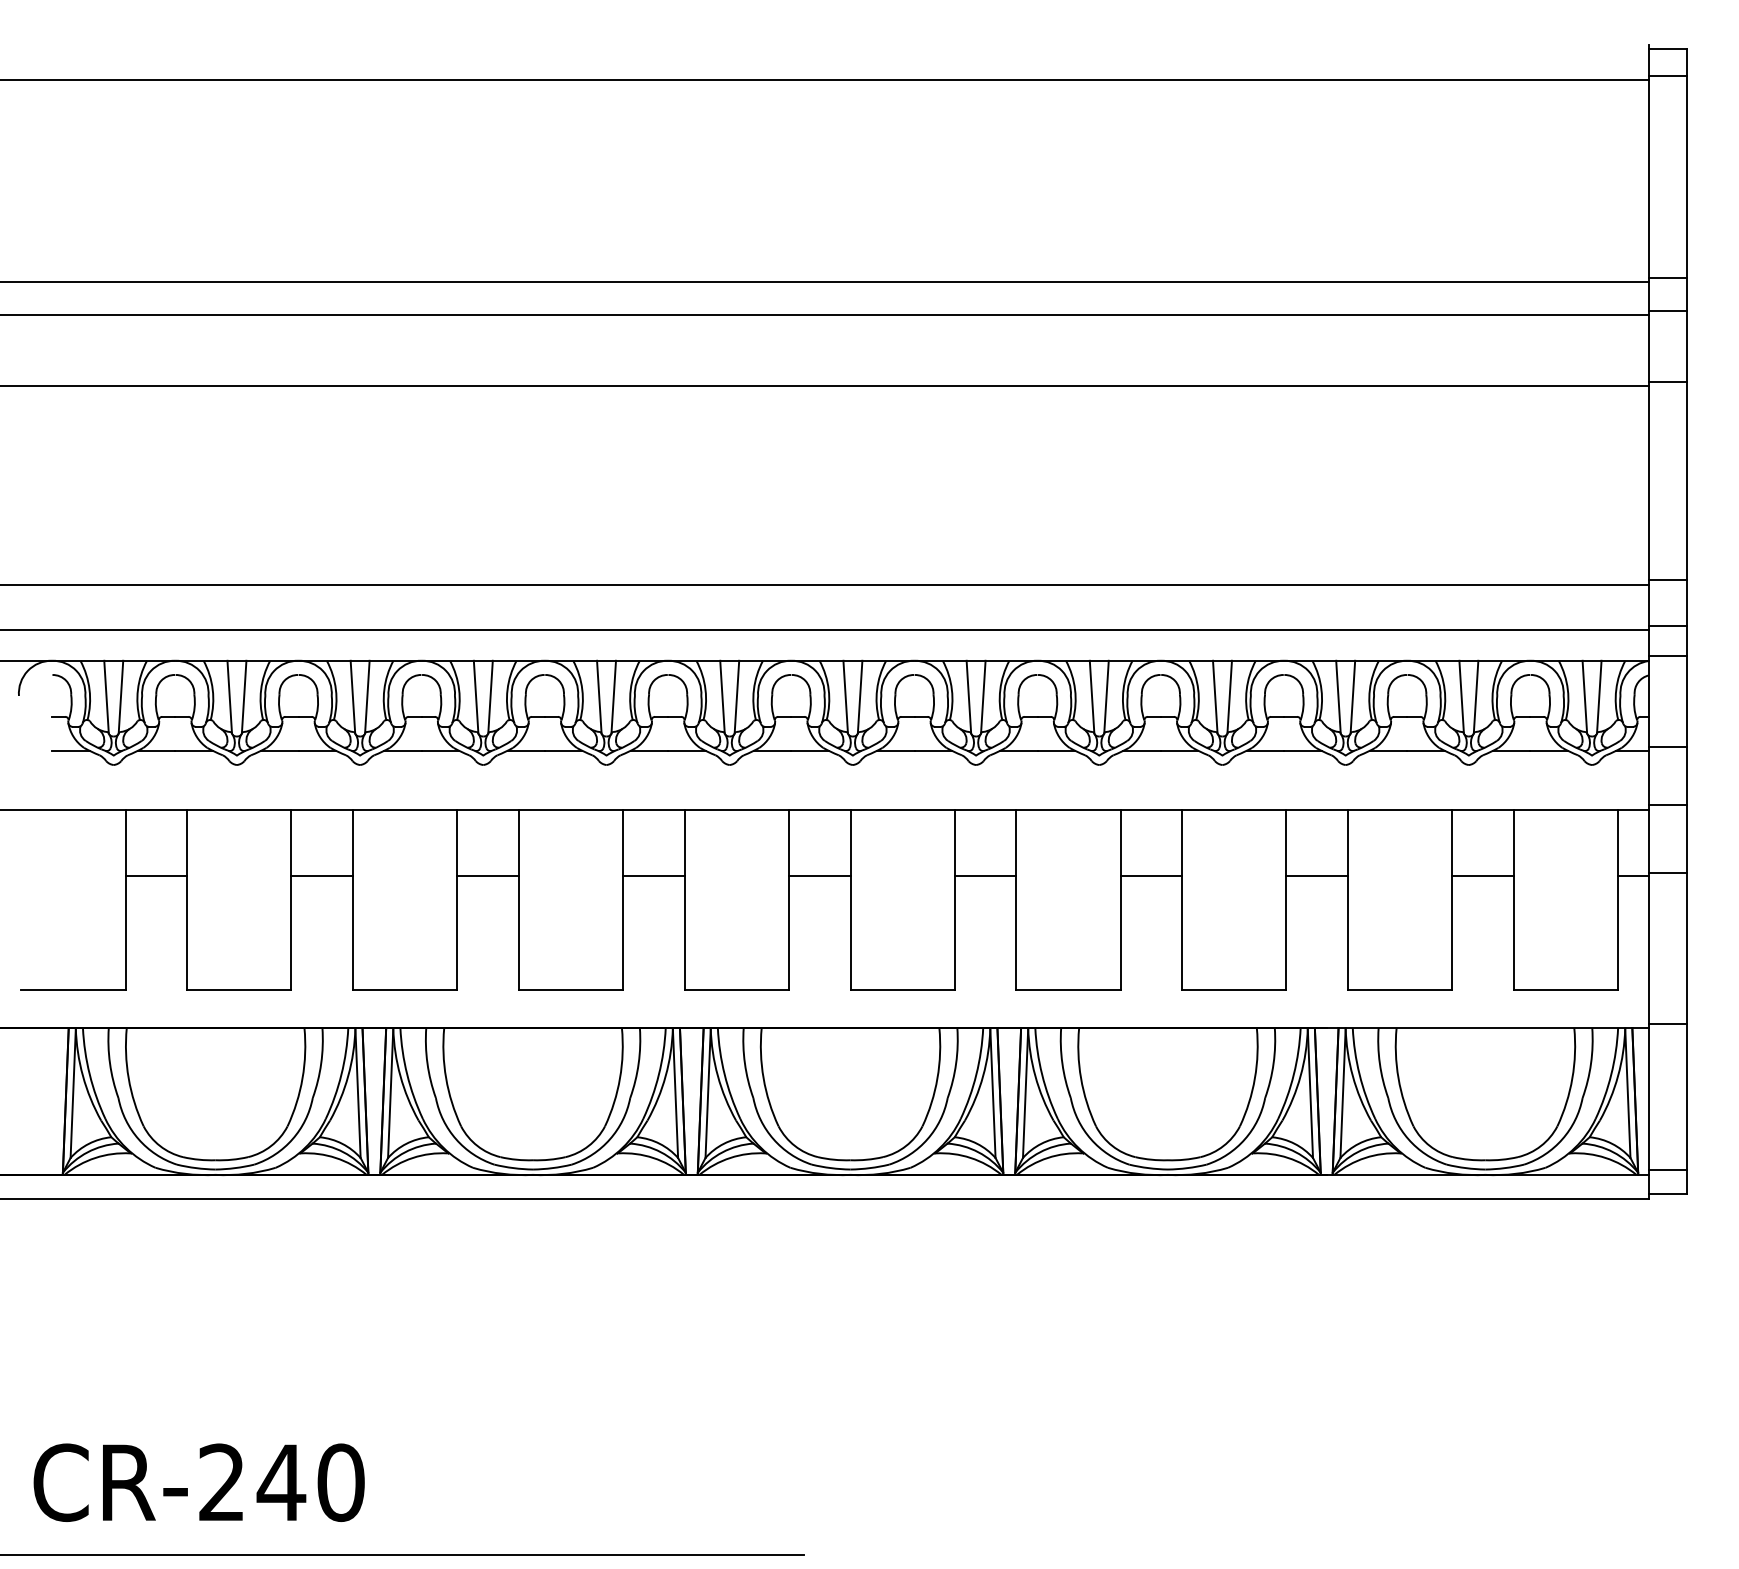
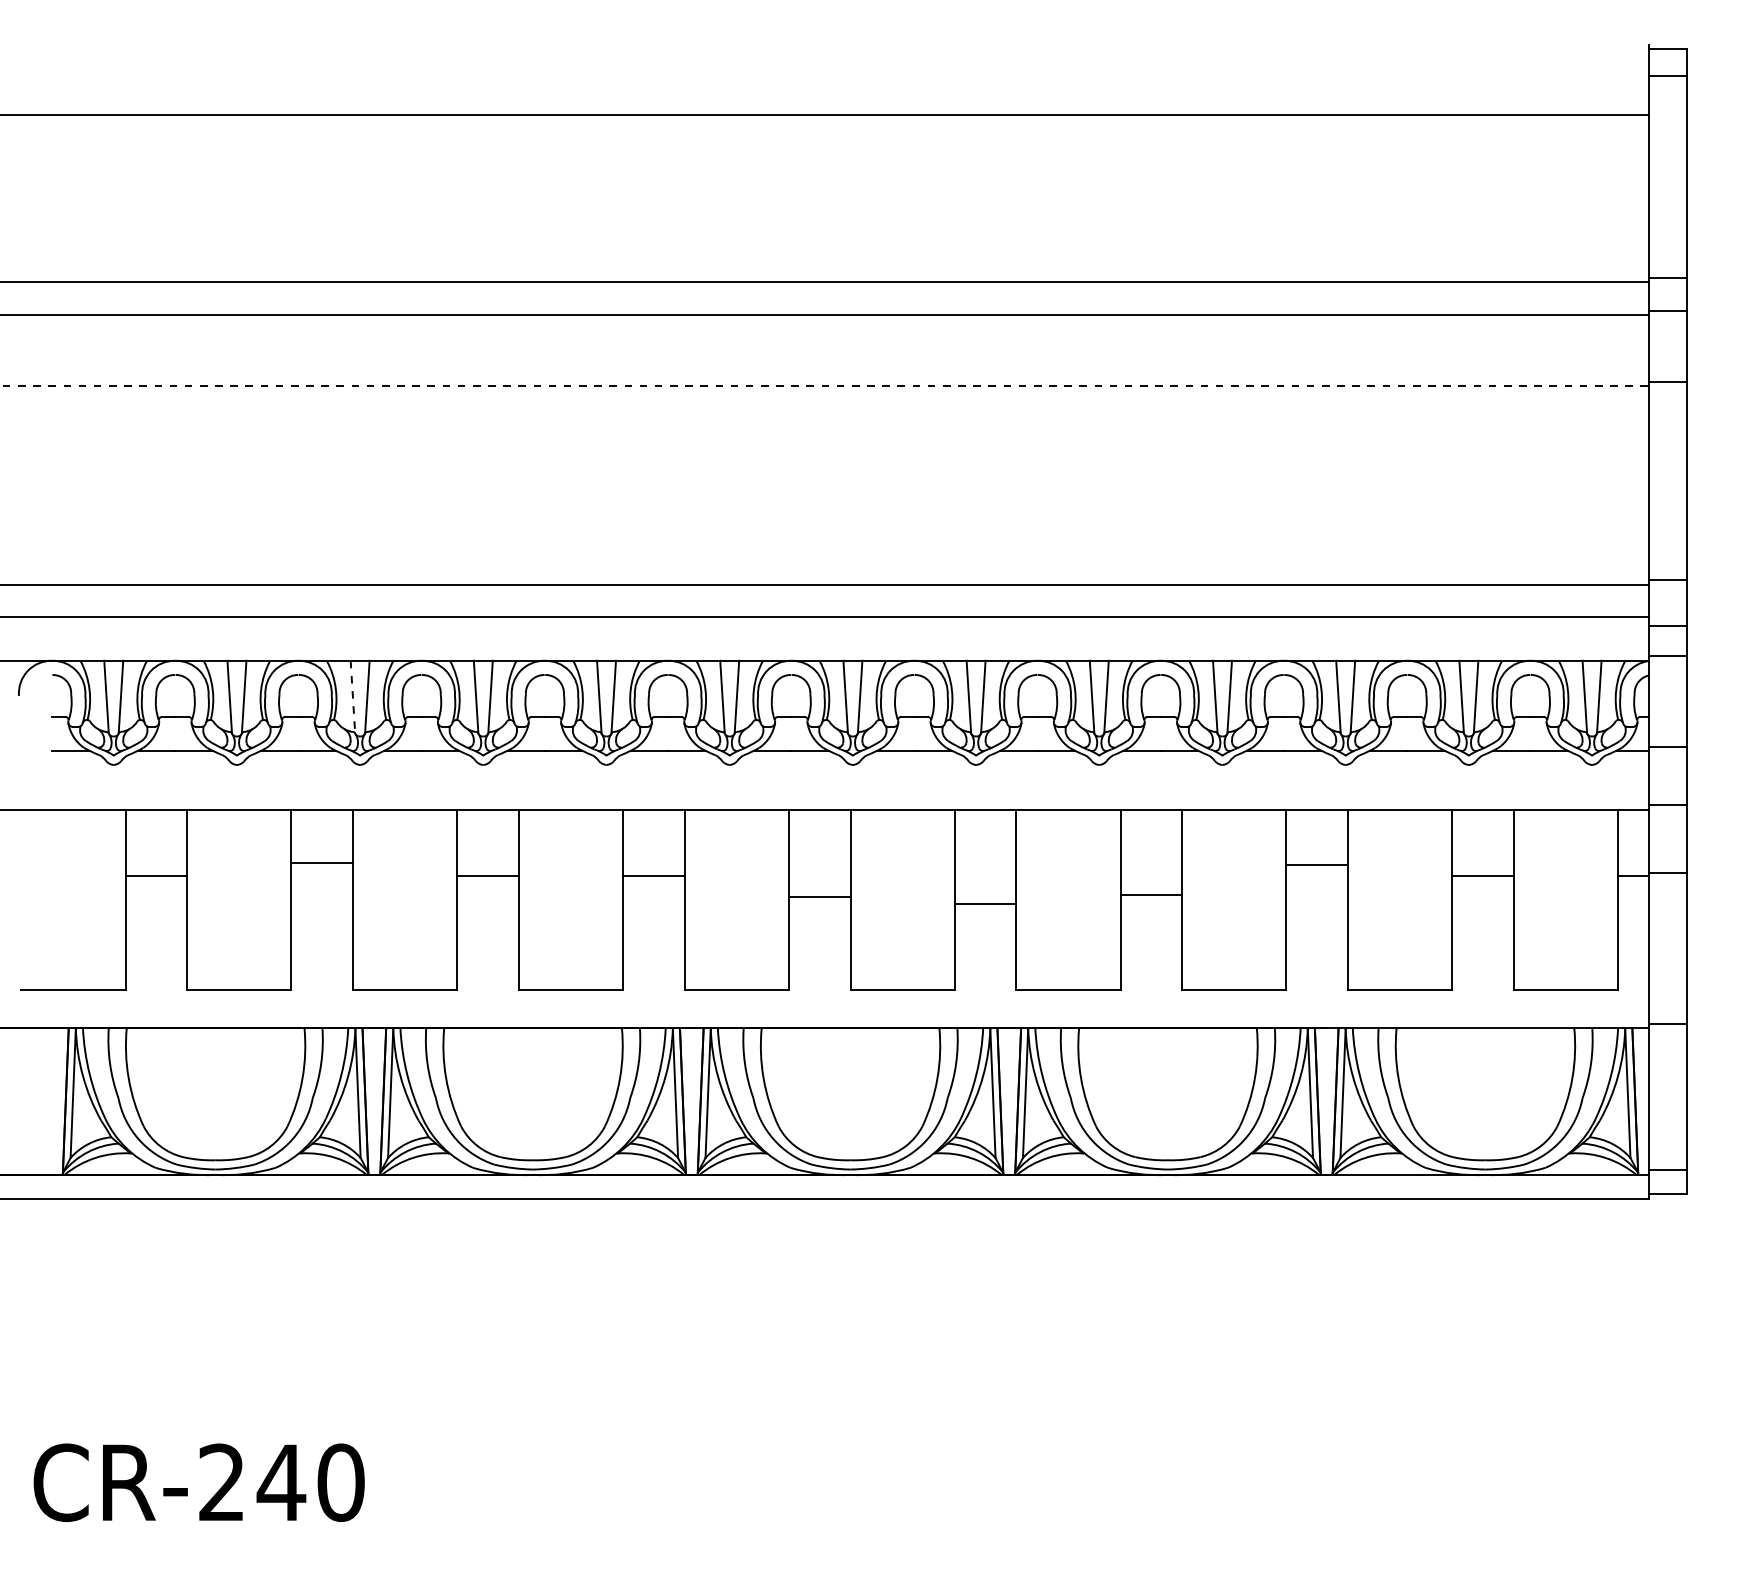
line position: (825, 80) -> (825, 115) (825, 115)
line: solid -> dashed (825, 385)
line position: (825, 629) -> (825, 616) (825, 616)
line: solid -> dashed (352, 697)
line position: (322, 876) -> (322, 863) (322, 863)
line position: (819, 876) -> (819, 897) (819, 897)
line position: (985, 876) -> (985, 904) (985, 904)
line position: (1151, 876) -> (1151, 895) (1151, 895)
line position: (1317, 876) -> (1317, 865) (1317, 865)
line: present -> none (402, 1555)
